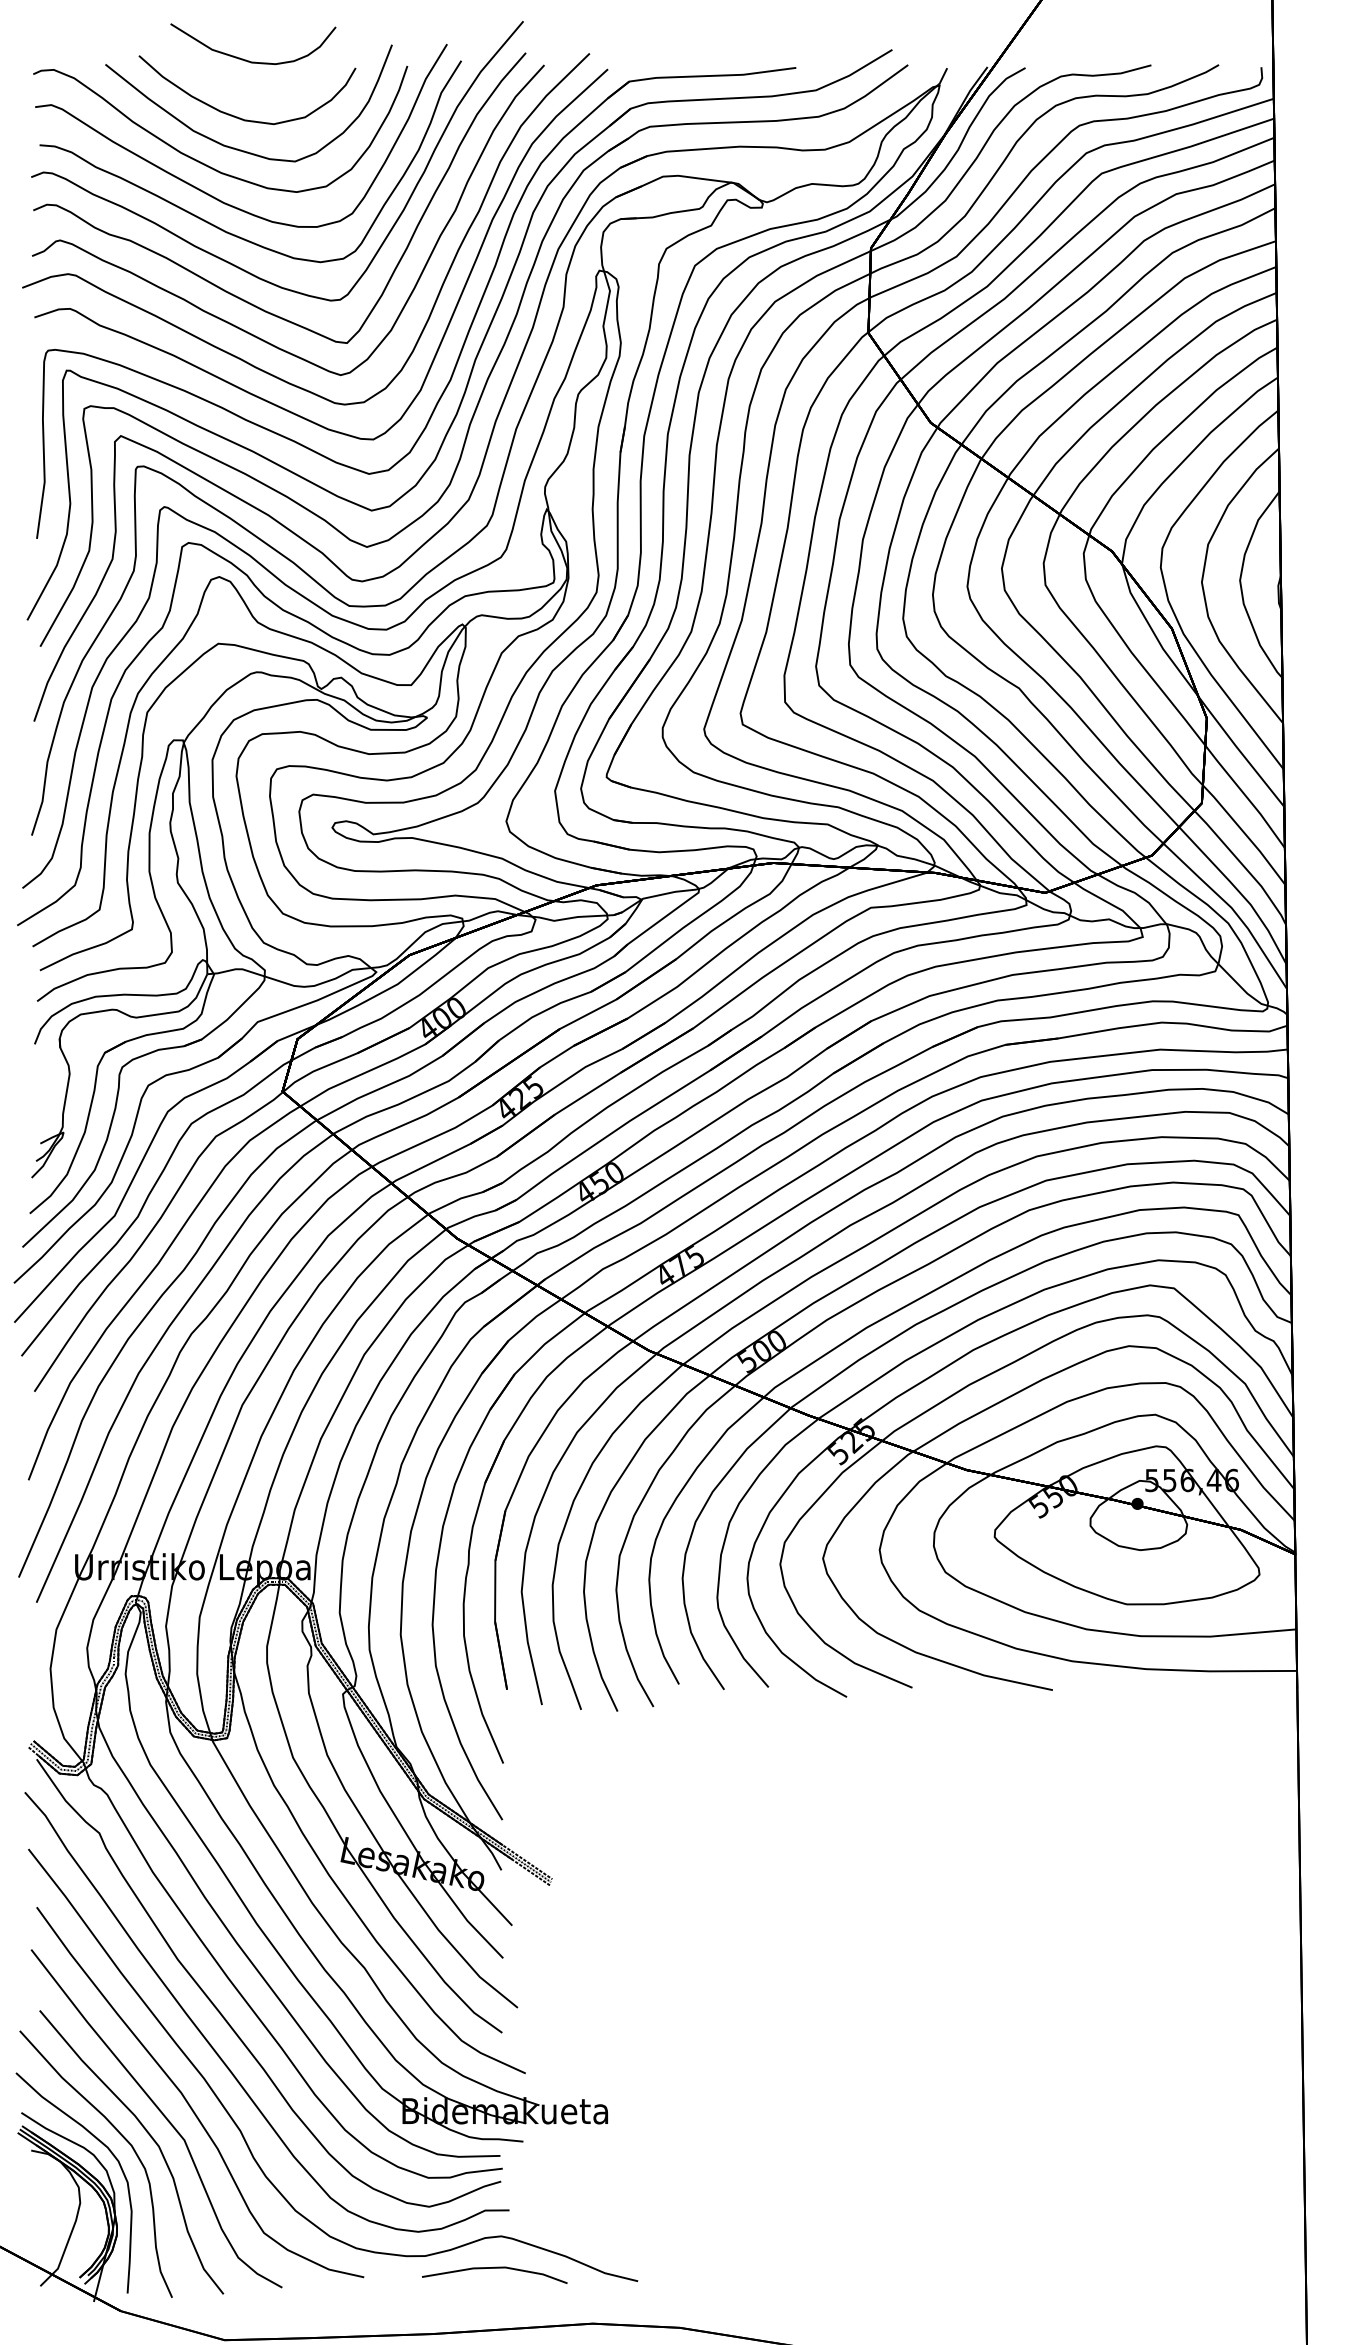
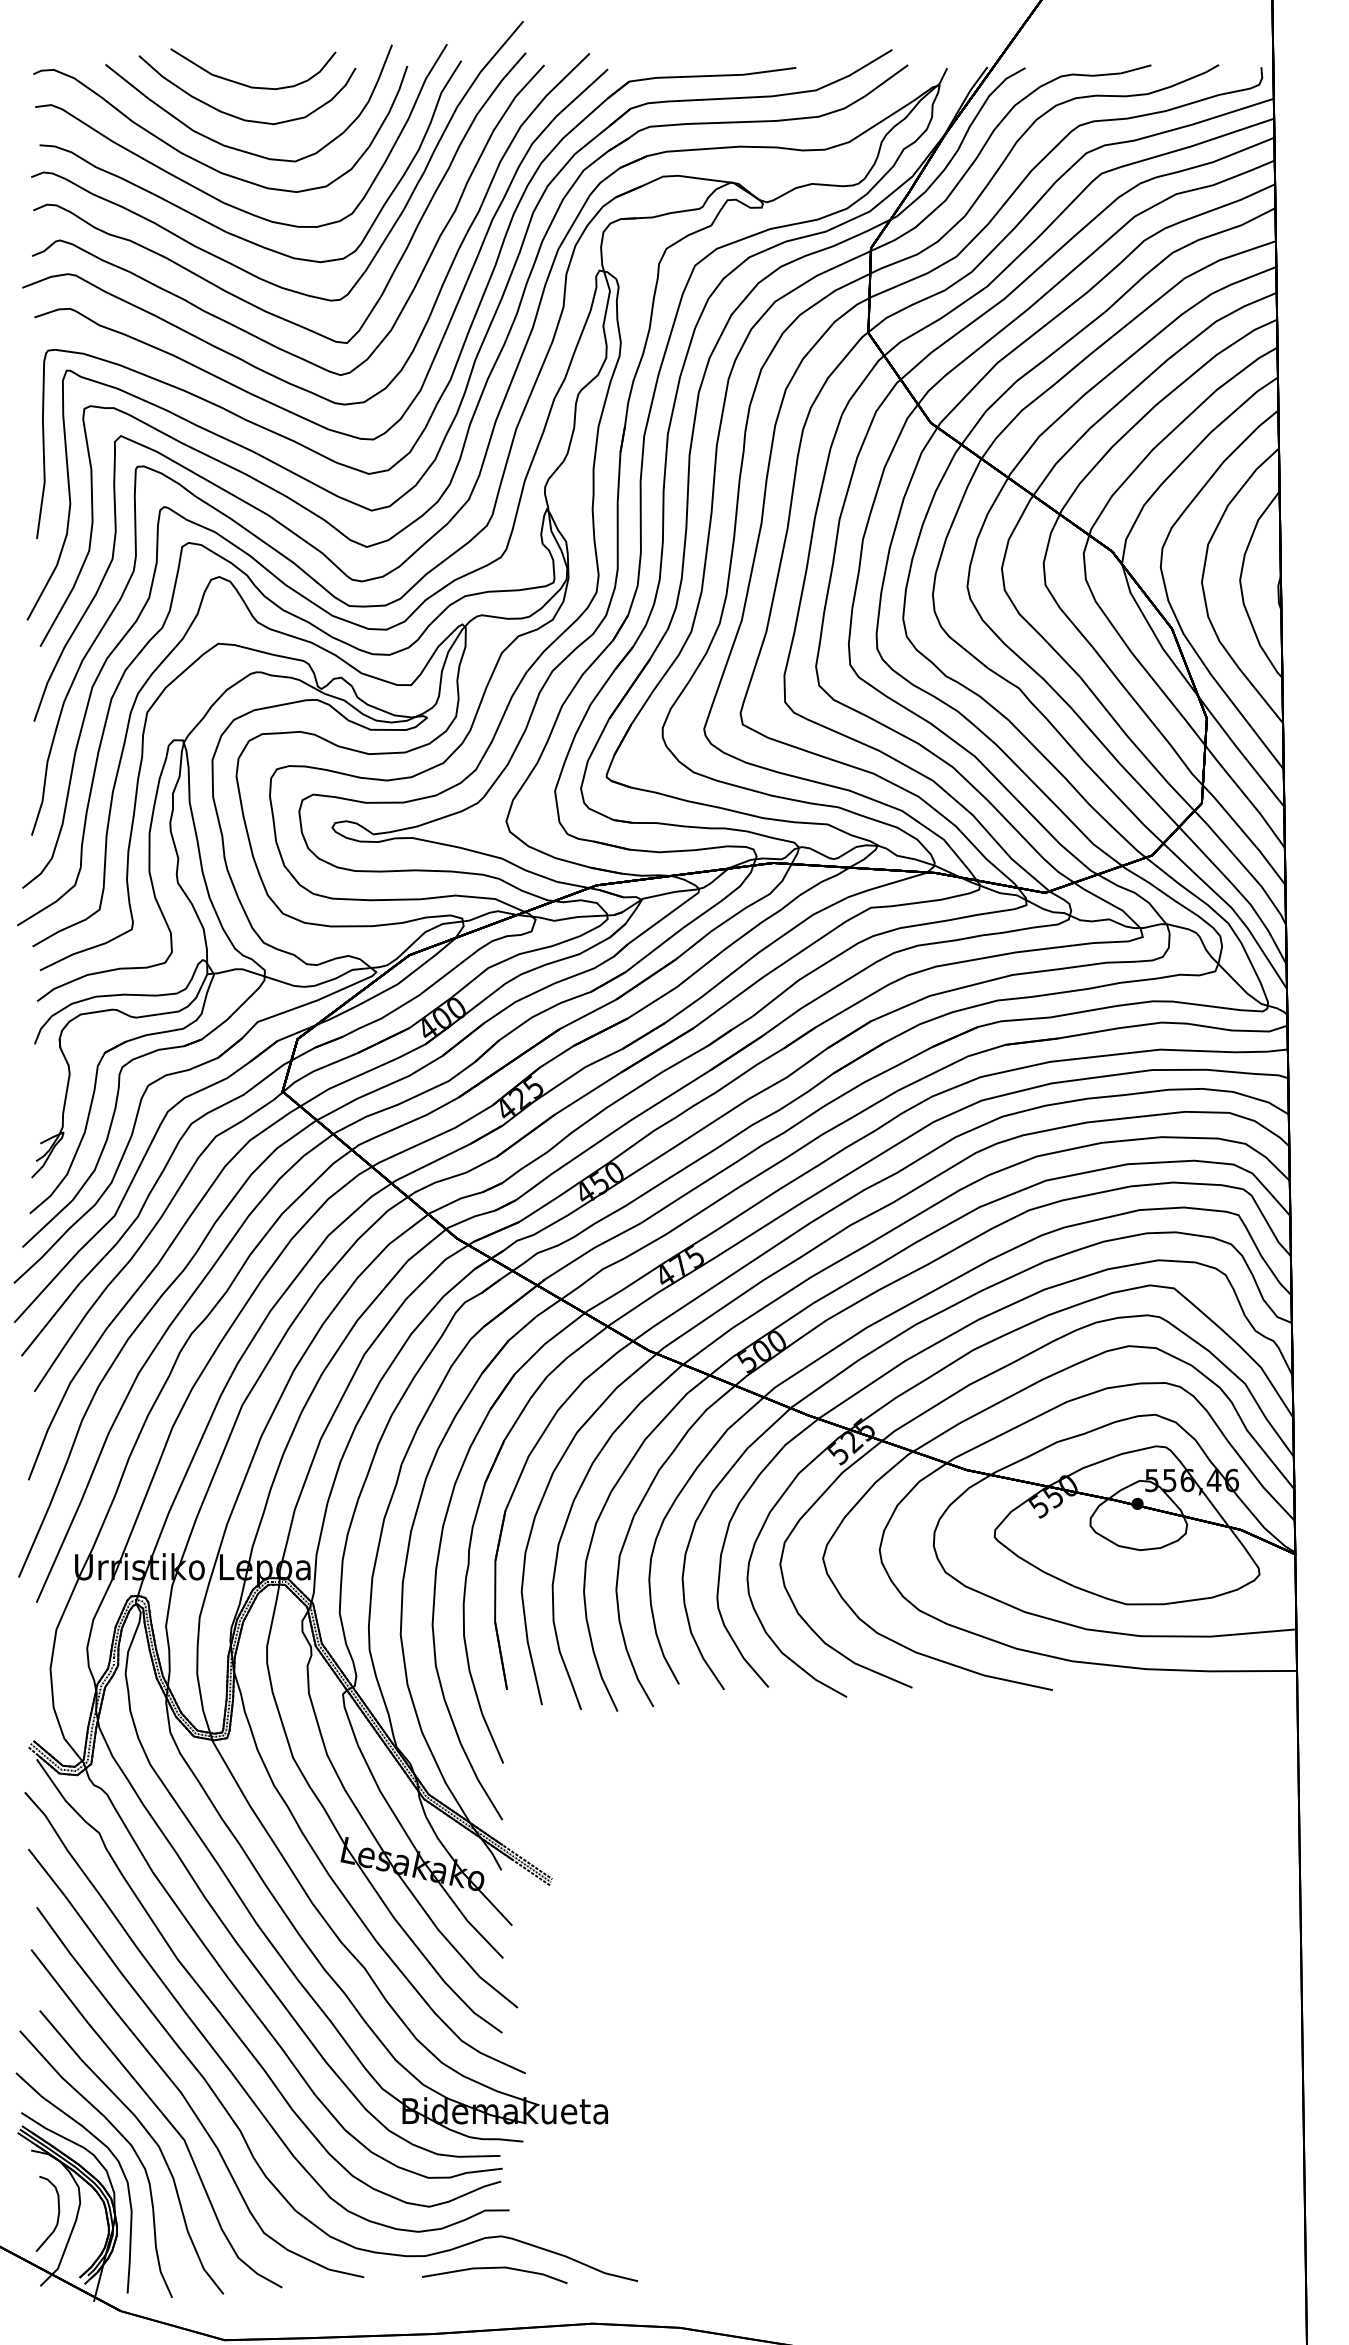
part position: (249, 60) -> (249, 85) (249, 85)
curve: none -> present (57, 2215)
